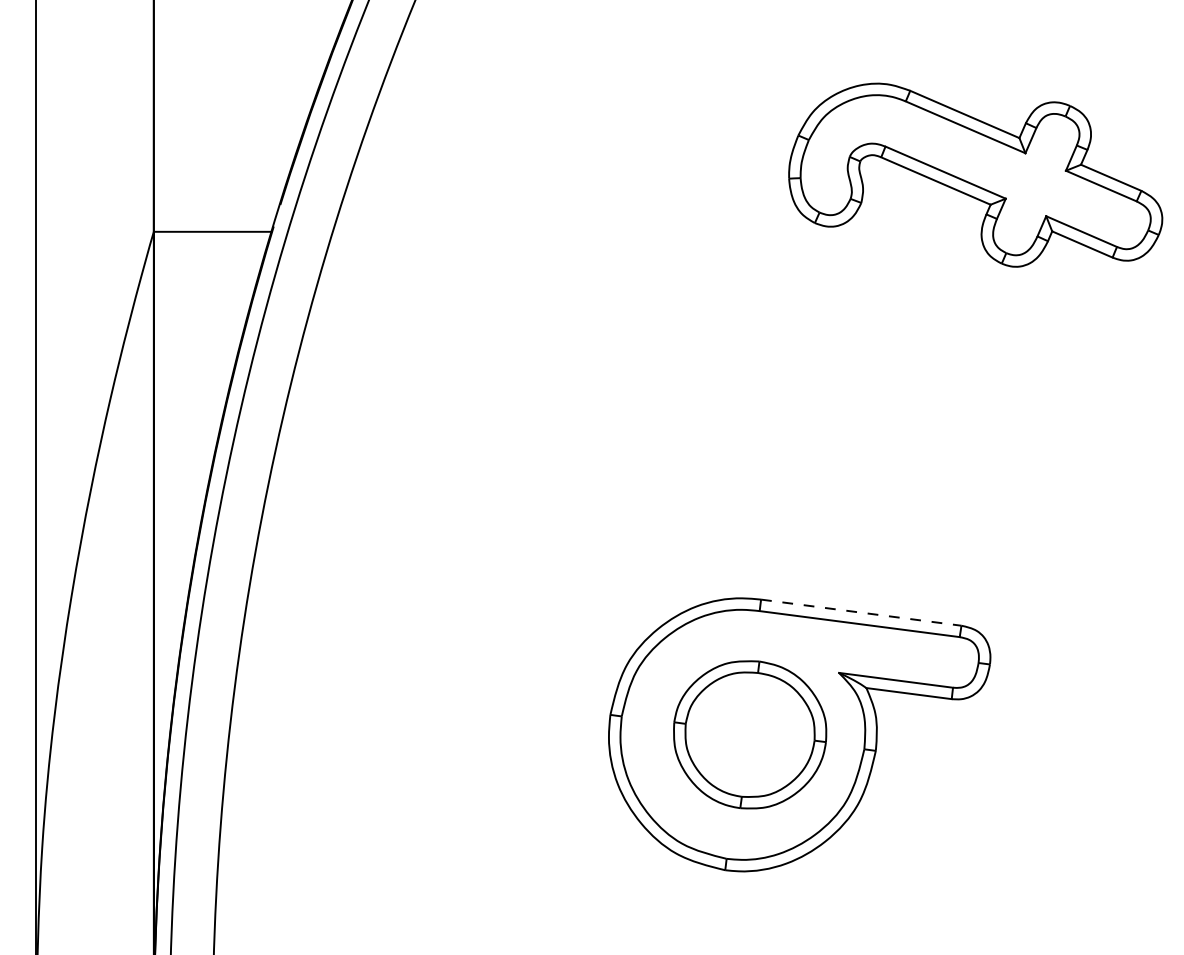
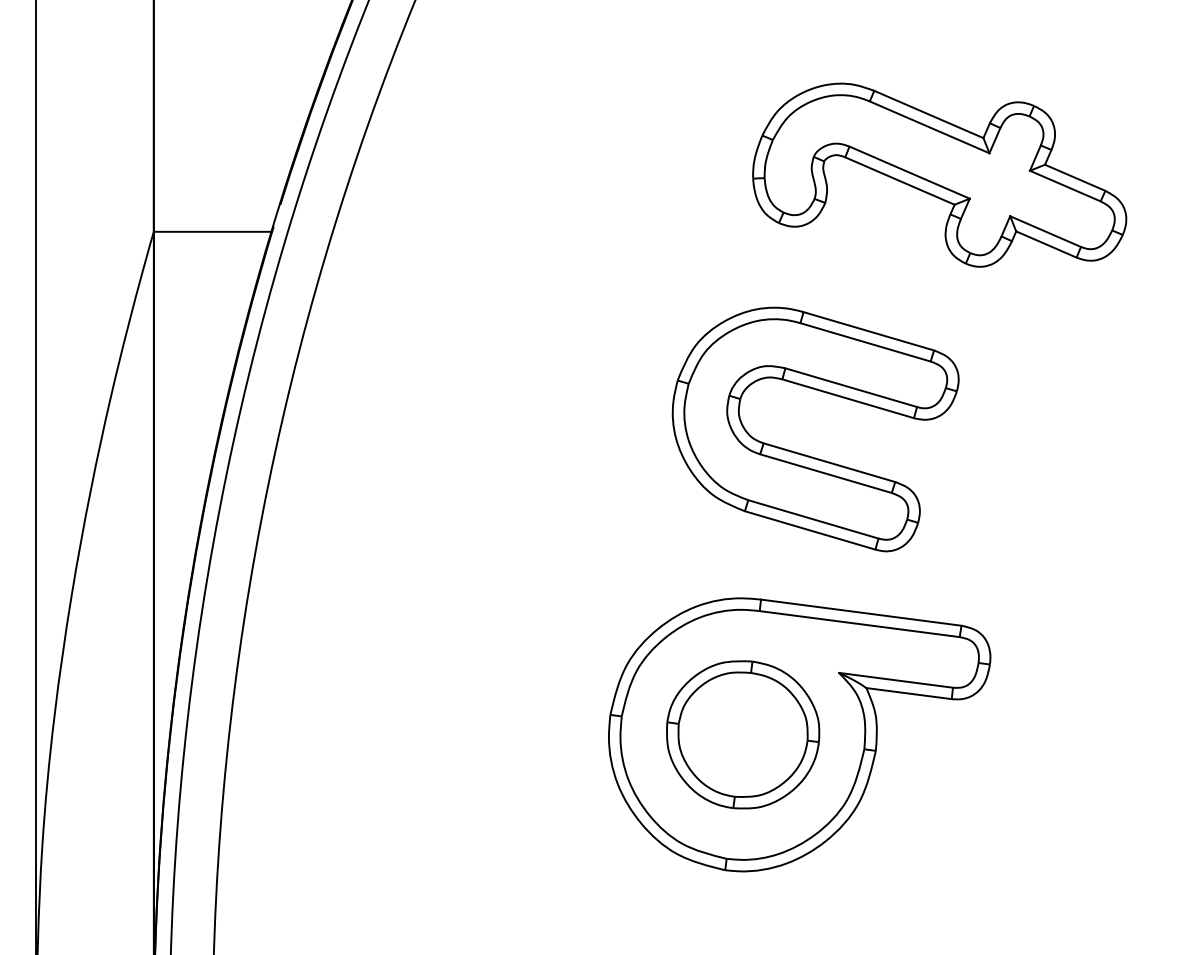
part position: (975, 174) -> (939, 174) (939, 174)
part: none -> present (809, 455)
line: dashed -> solid (861, 612)
part position: (750, 734) -> (743, 734) (743, 734)
